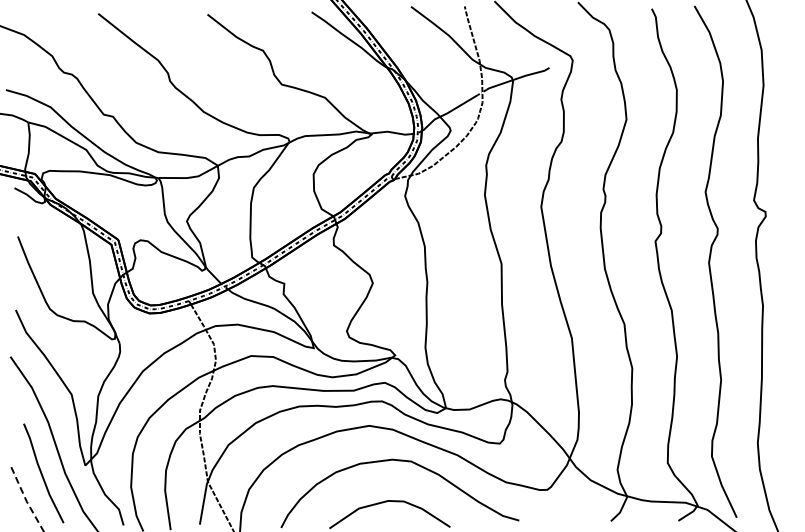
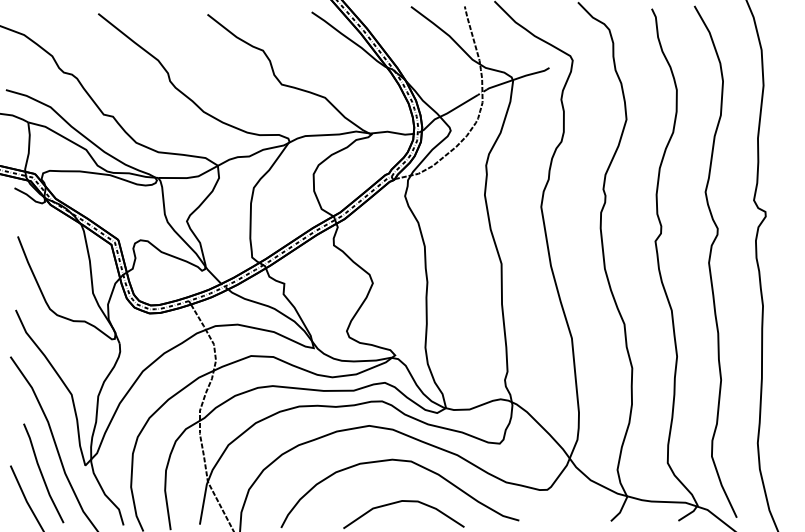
line: dashed -> solid (26, 499)
curve position: (387, 502) -> (401, 502) (401, 502)
